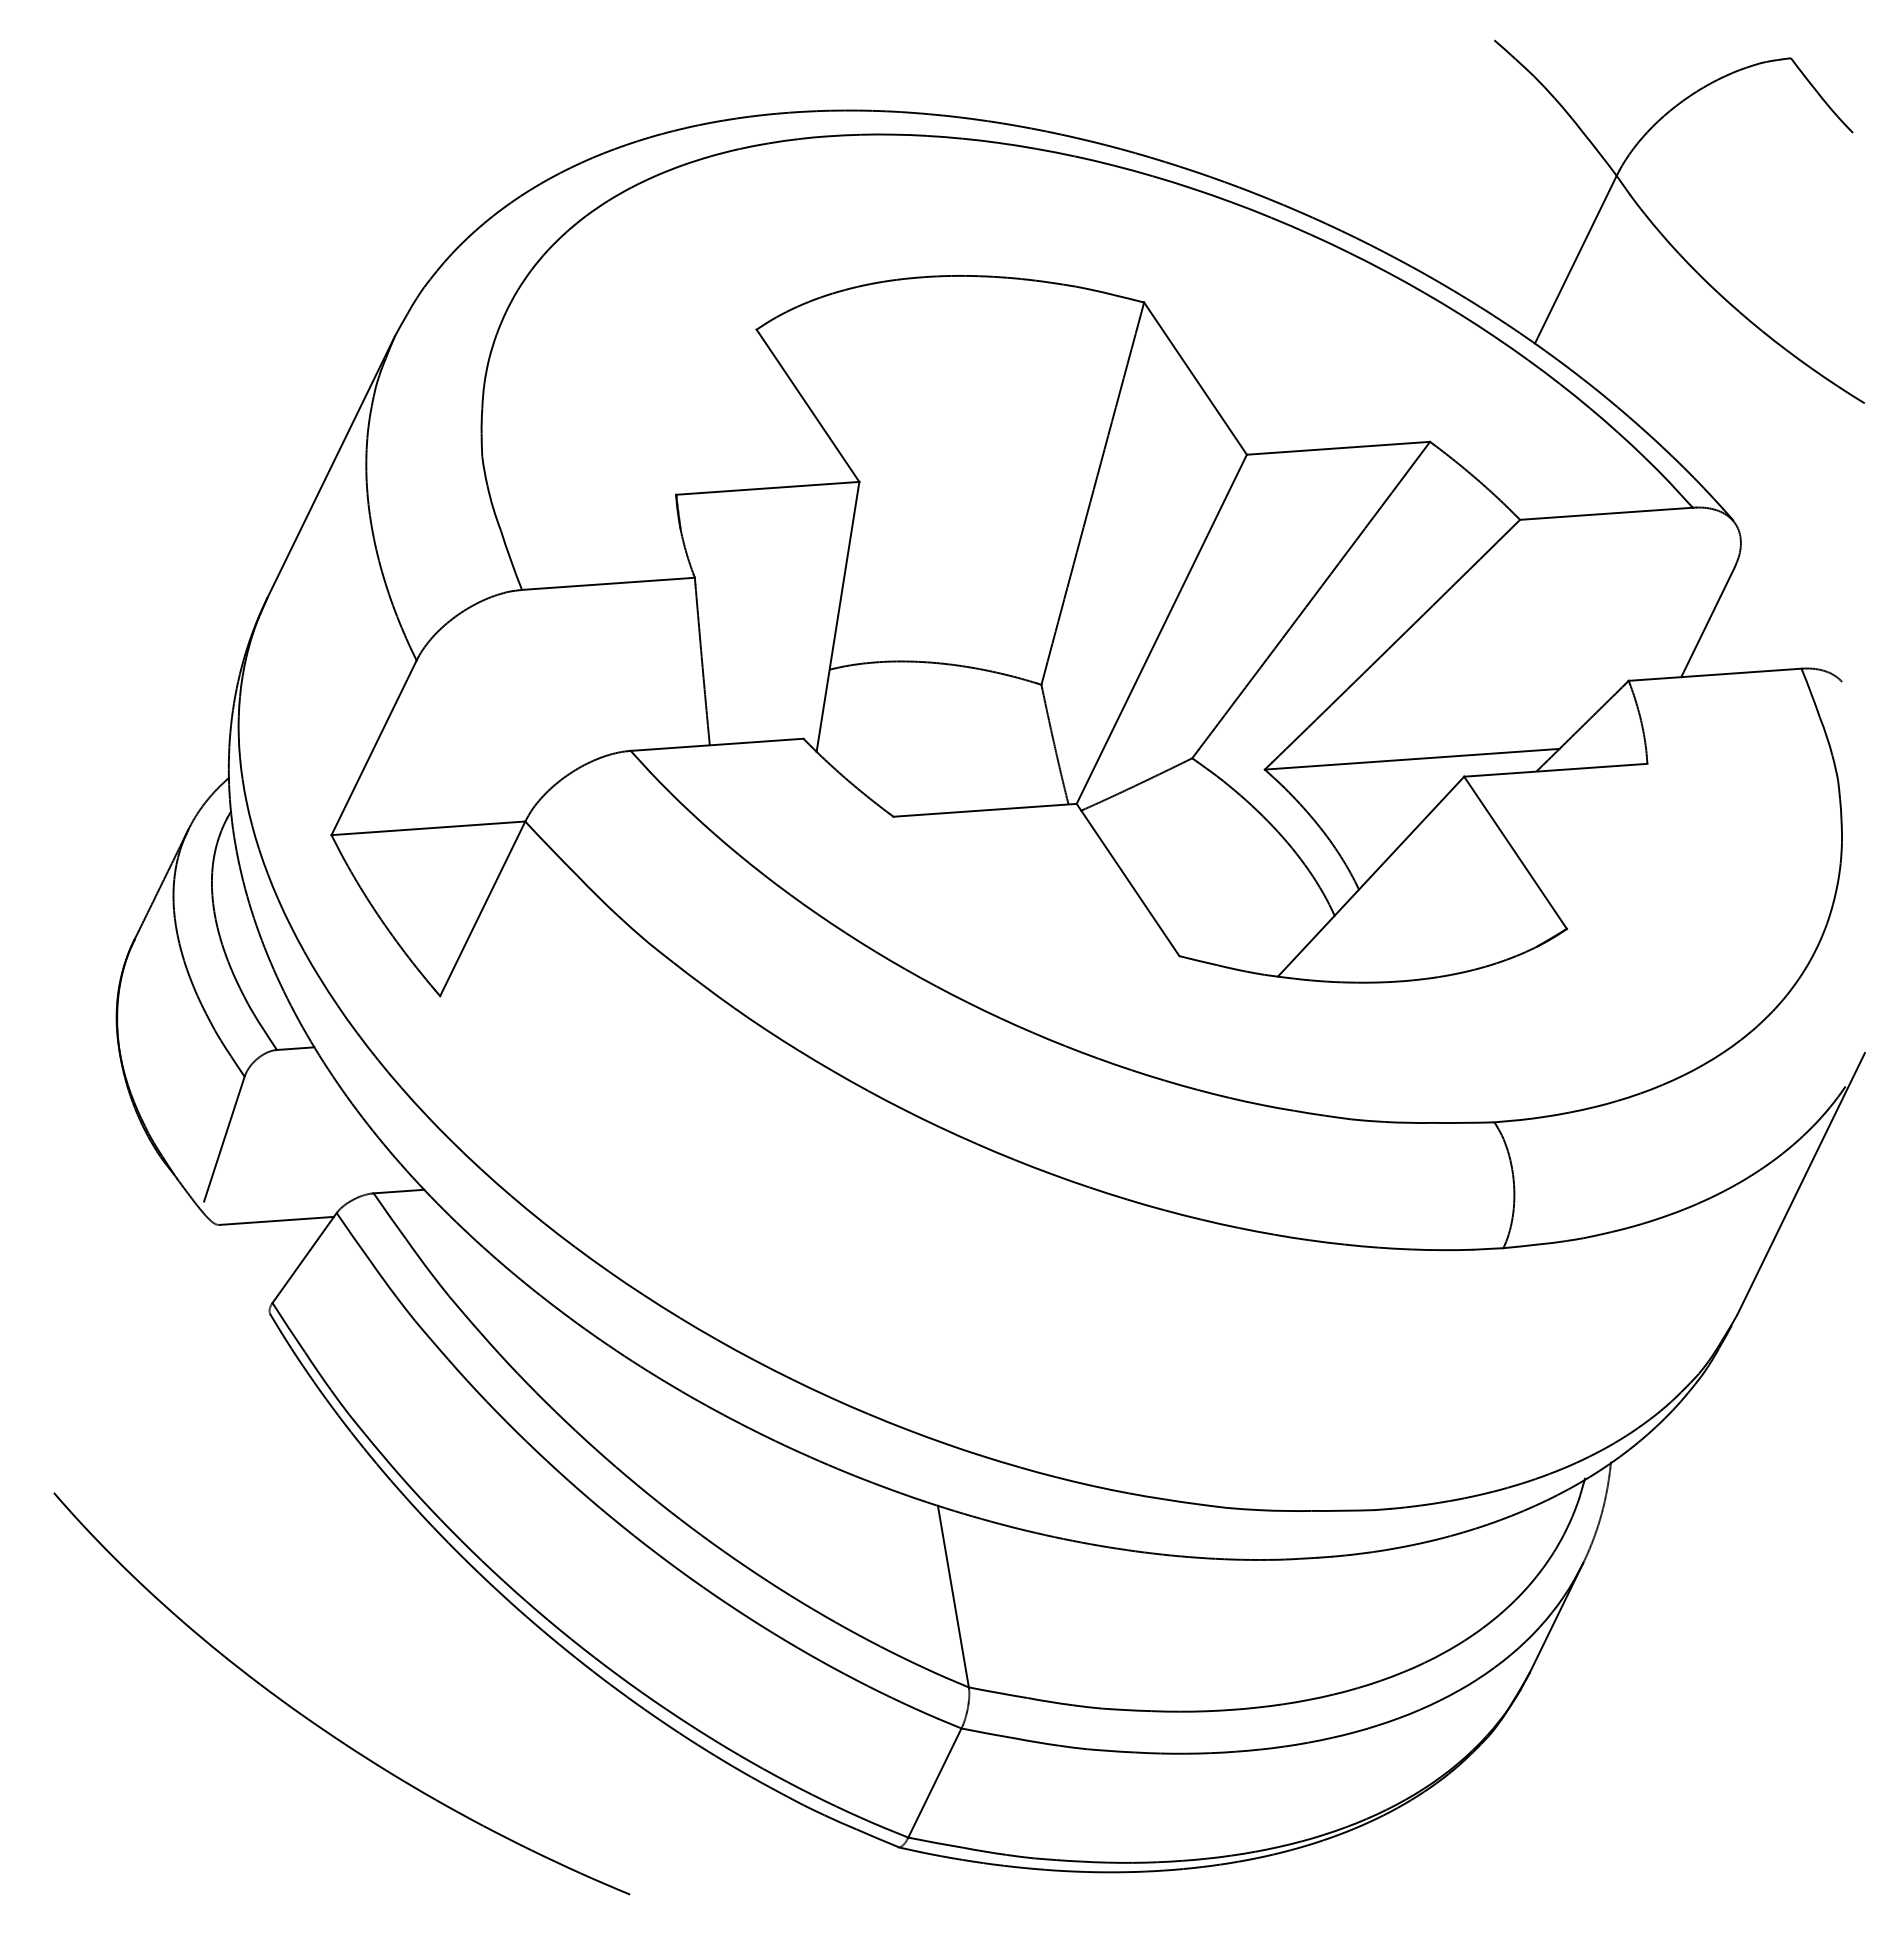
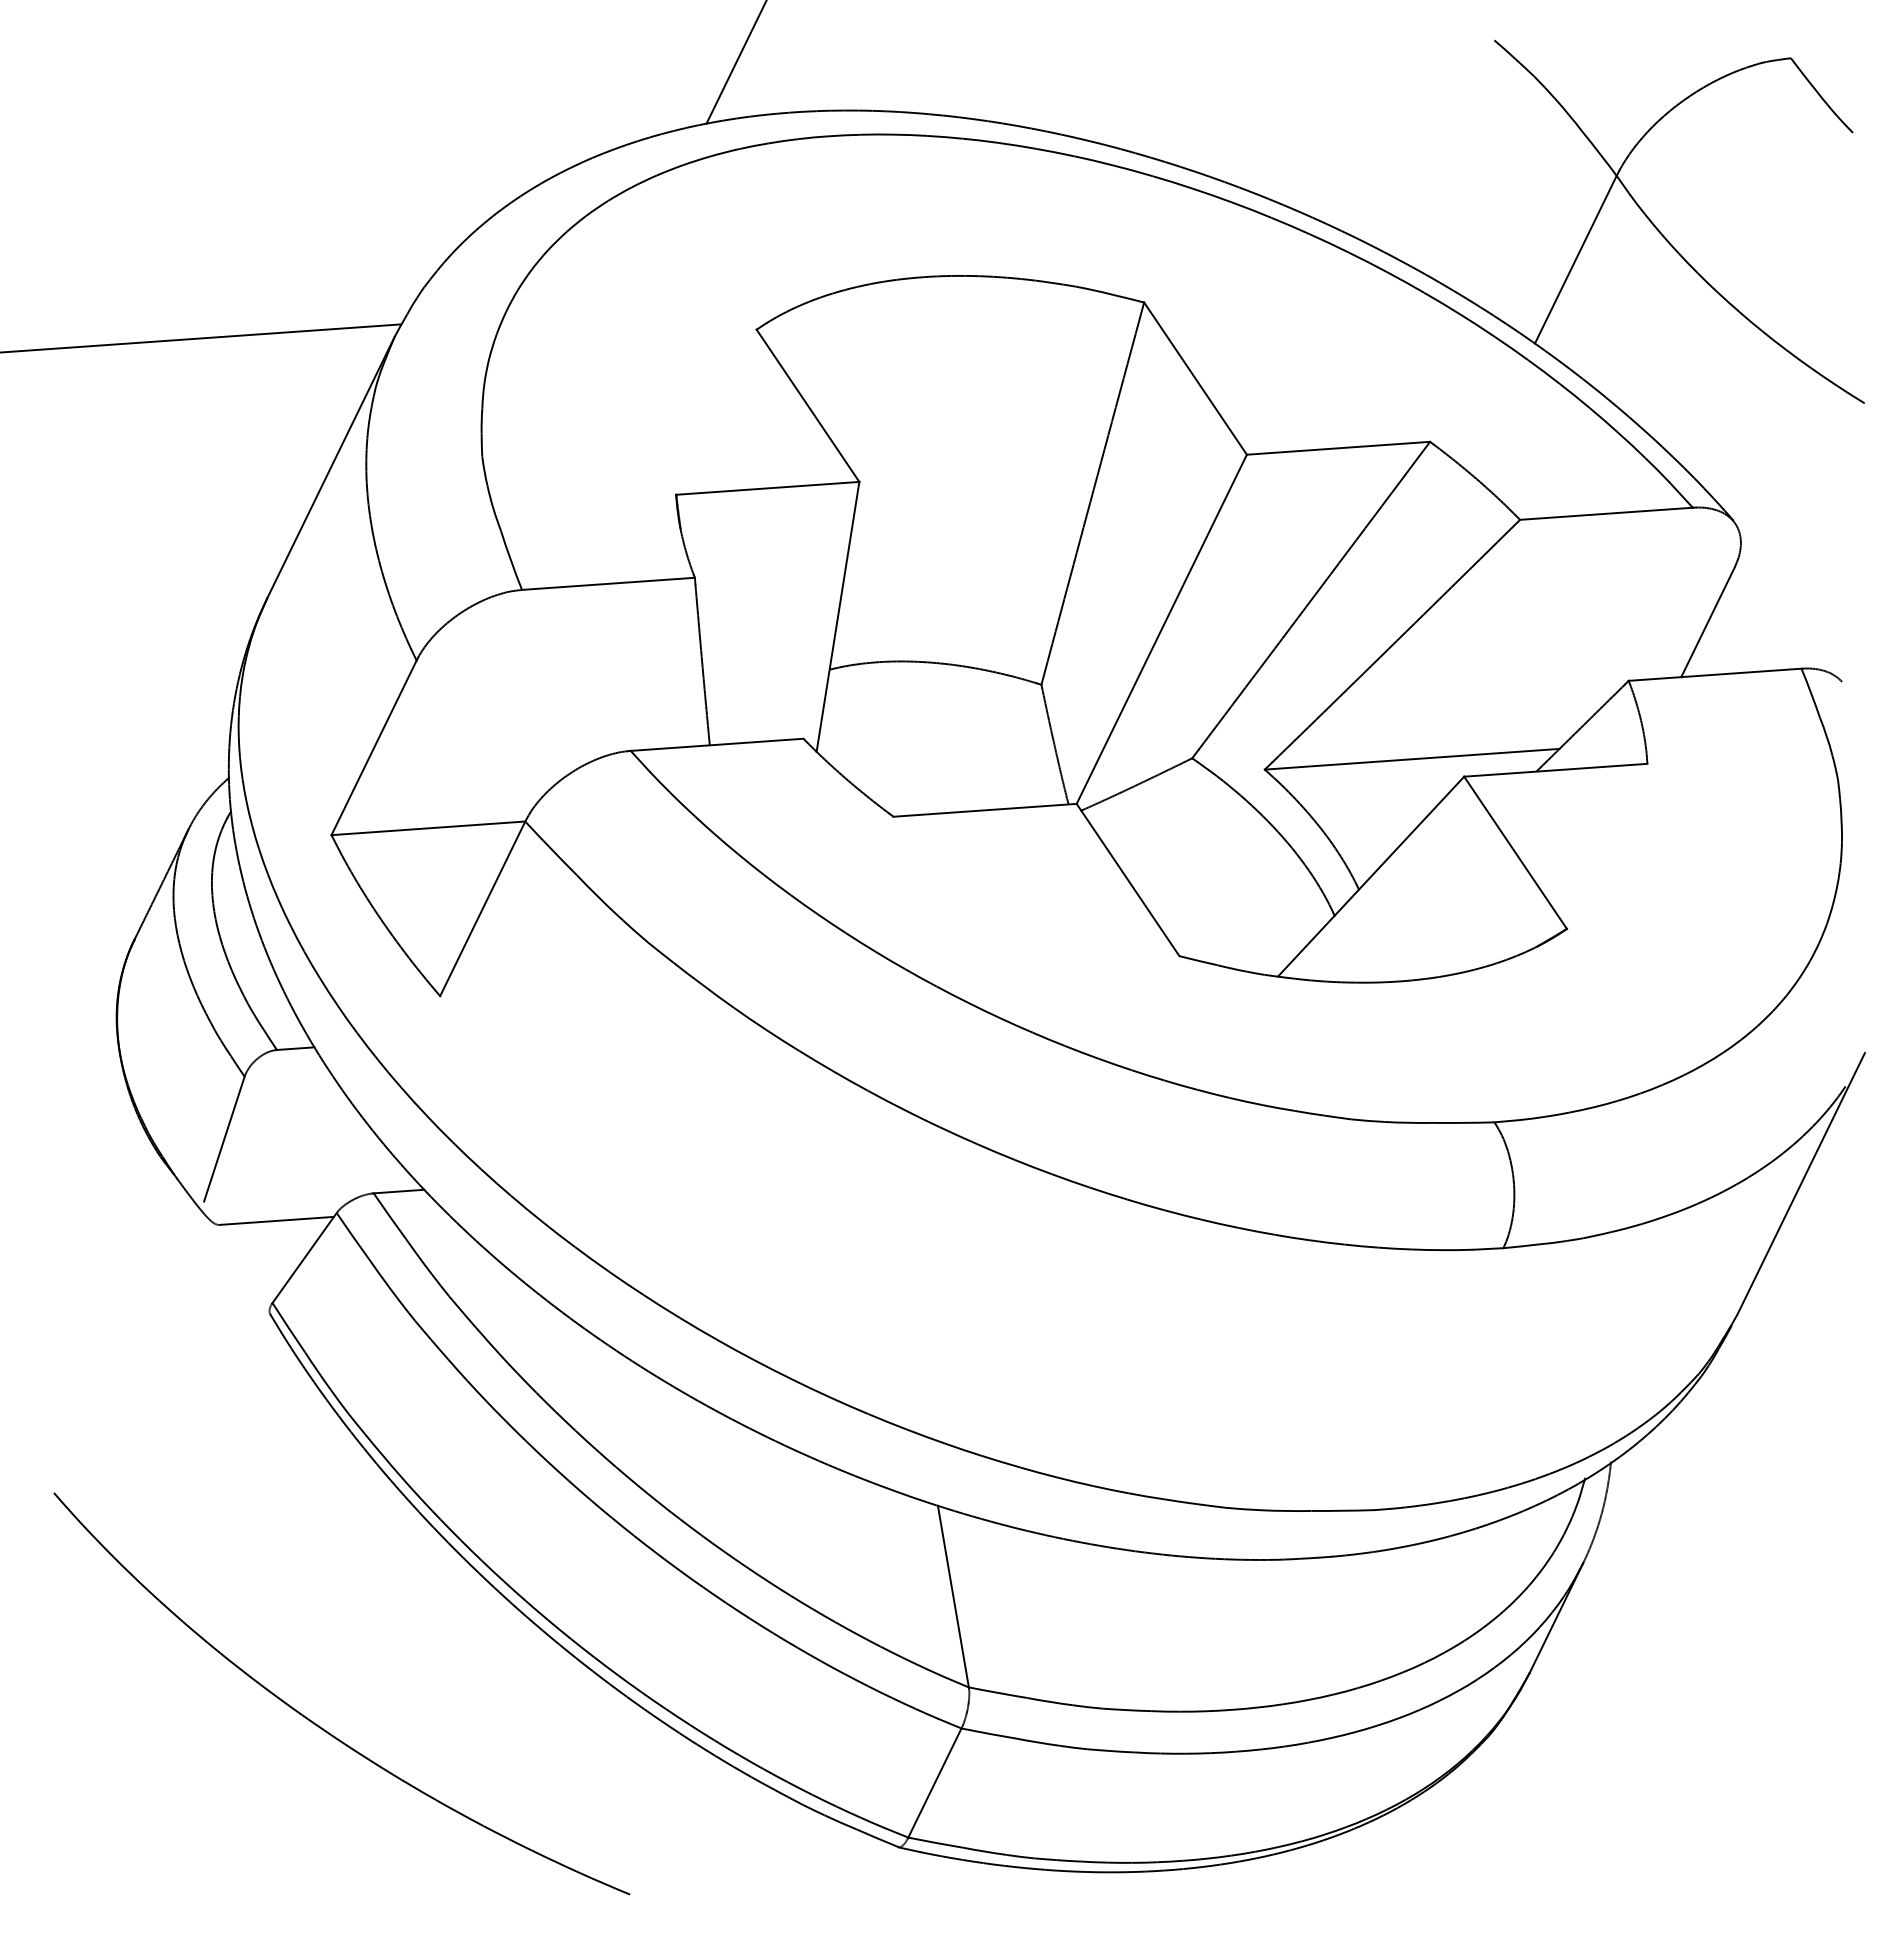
line: none -> present (735, 62)
line: none -> present (201, 338)
